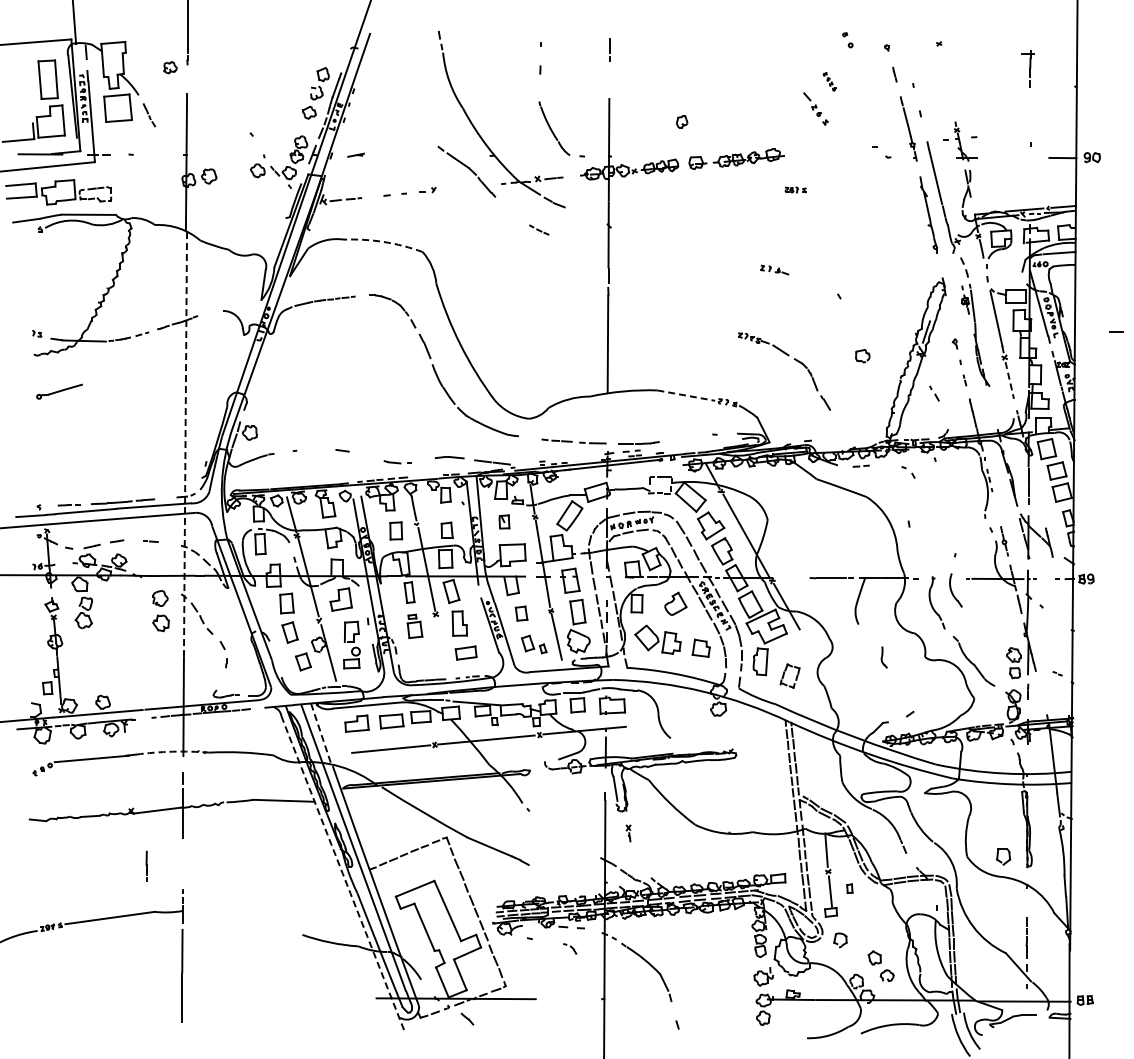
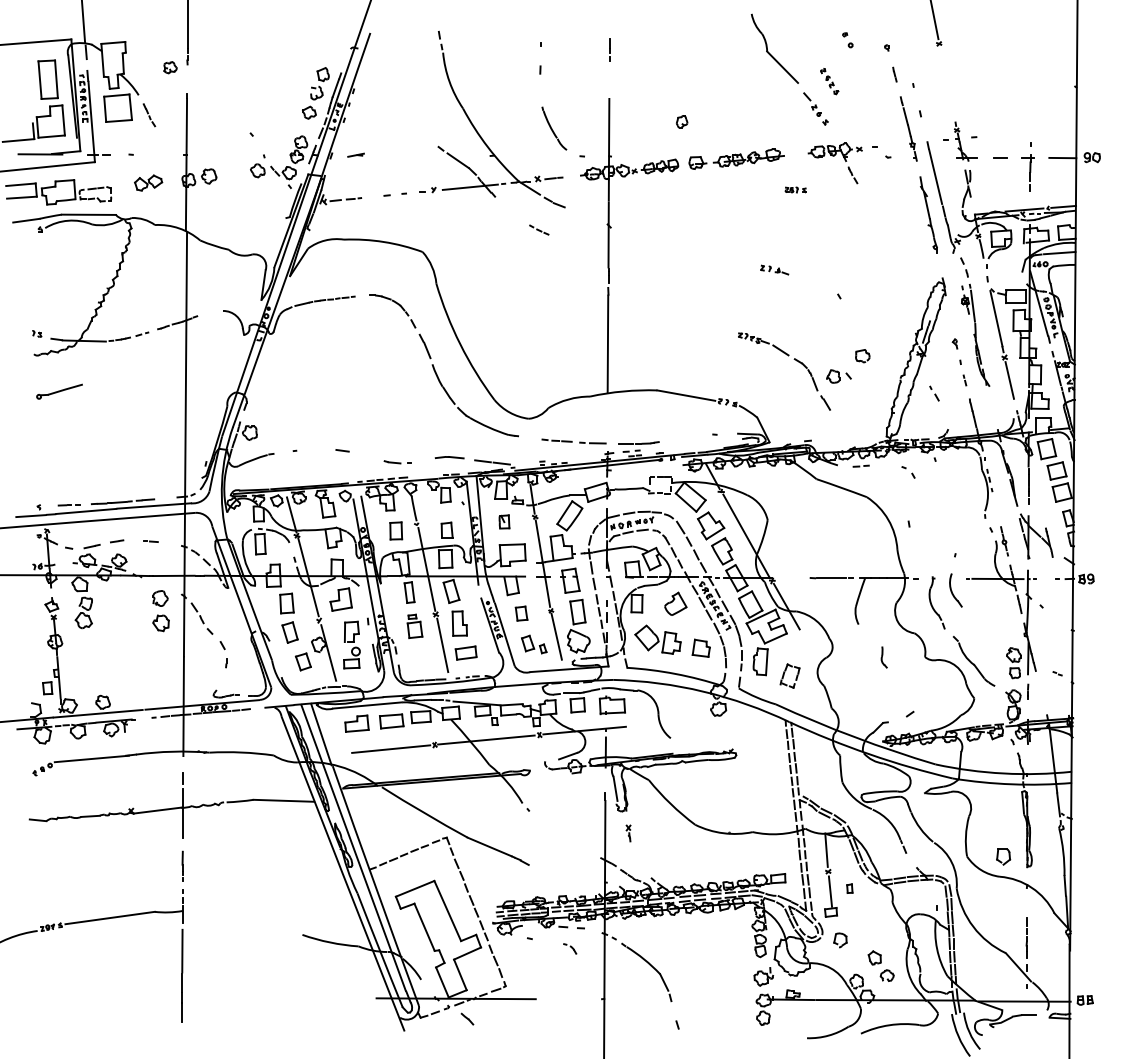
line: none -> present (934, 20)
line position: (74, 23) -> (83, 22) (83, 22)
part: none -> present (769, 52)
part position: (1027, 68) -> (1027, 172) (1027, 172)
part size: 15x20 px -> 20x28 px (829, 81)
part size: 33x55 px -> 27x45 px (554, 128)
part: none -> present (834, 156)
part: none -> present (148, 182)
line: none -> present (469, 186)
arc: dashed -> solid (383, 242)
line position: (1116, 331) -> (1000, 157) (1000, 157)
part: none -> present (838, 376)
line: dashed -> solid (1009, 380)
line: dashed -> solid (686, 395)
line: dashed -> solid (185, 444)
line: none -> present (442, 645)
line: dashed -> solid (321, 735)
arc: dashed -> solid (172, 751)
line position: (146, 865) -> (182, 865) (182, 865)
arc: dashed -> solid (342, 873)
